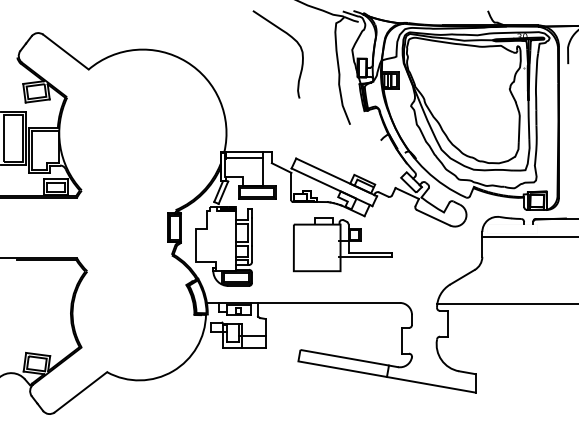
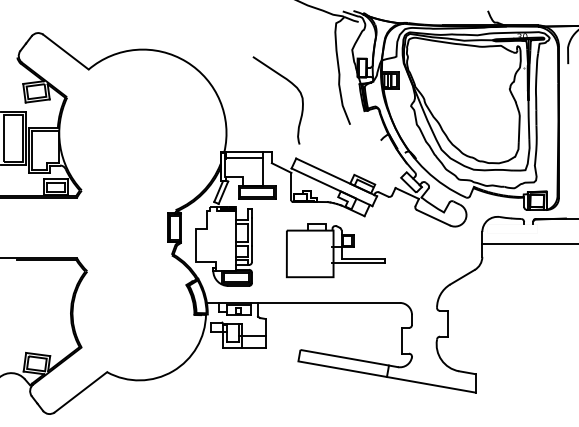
curve position: (291, 38) -> (291, 84) (291, 84)
line position: (528, 236) -> (528, 243) (528, 243)
part position: (342, 244) -> (335, 250) (335, 250)
line: present -> none (506, 304)
